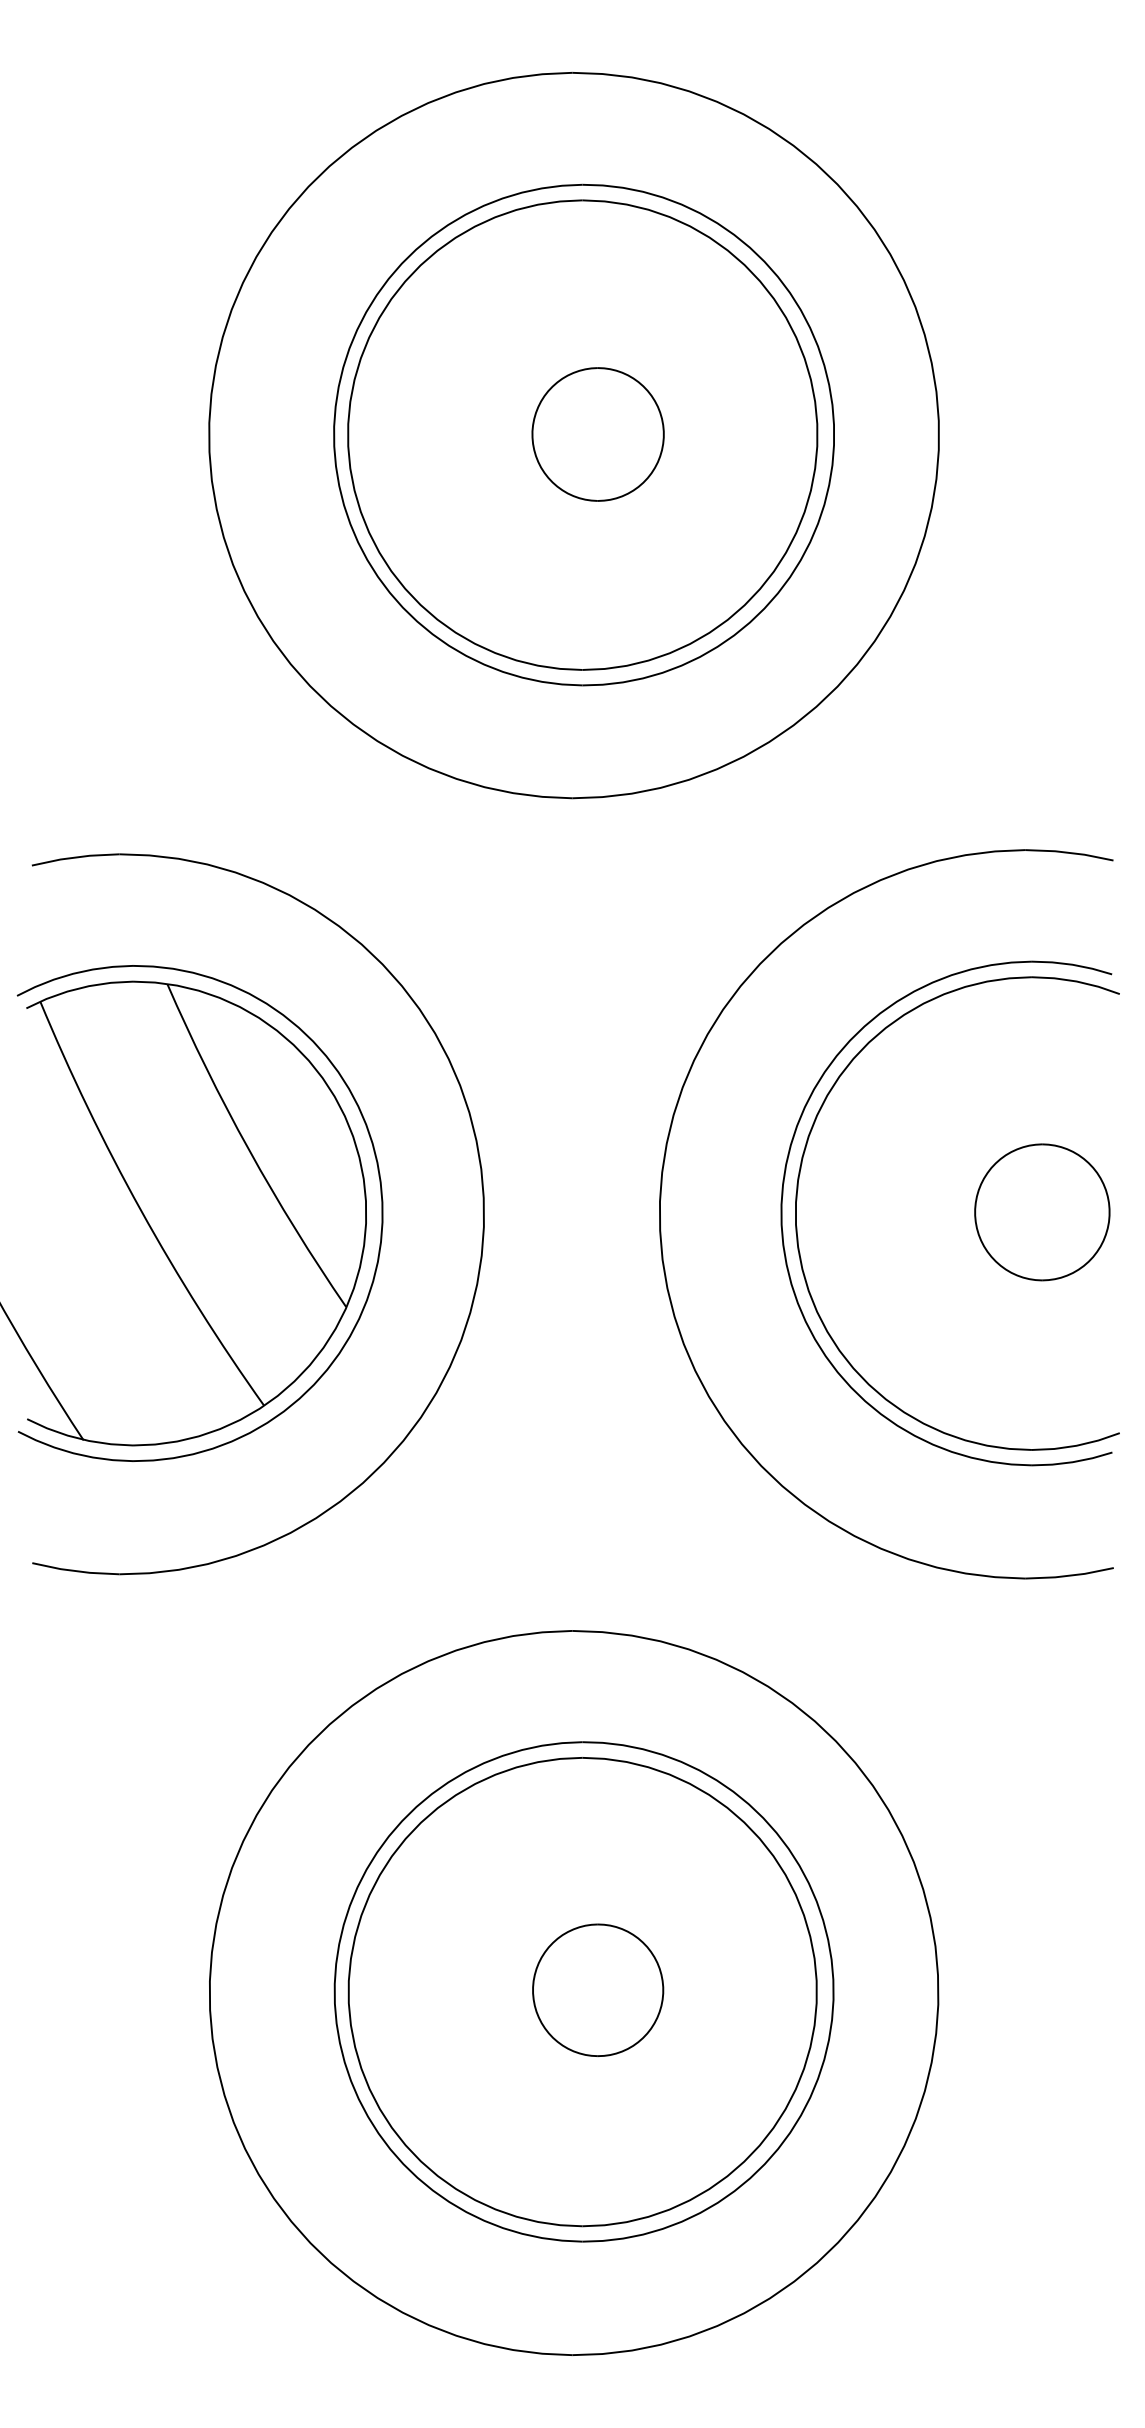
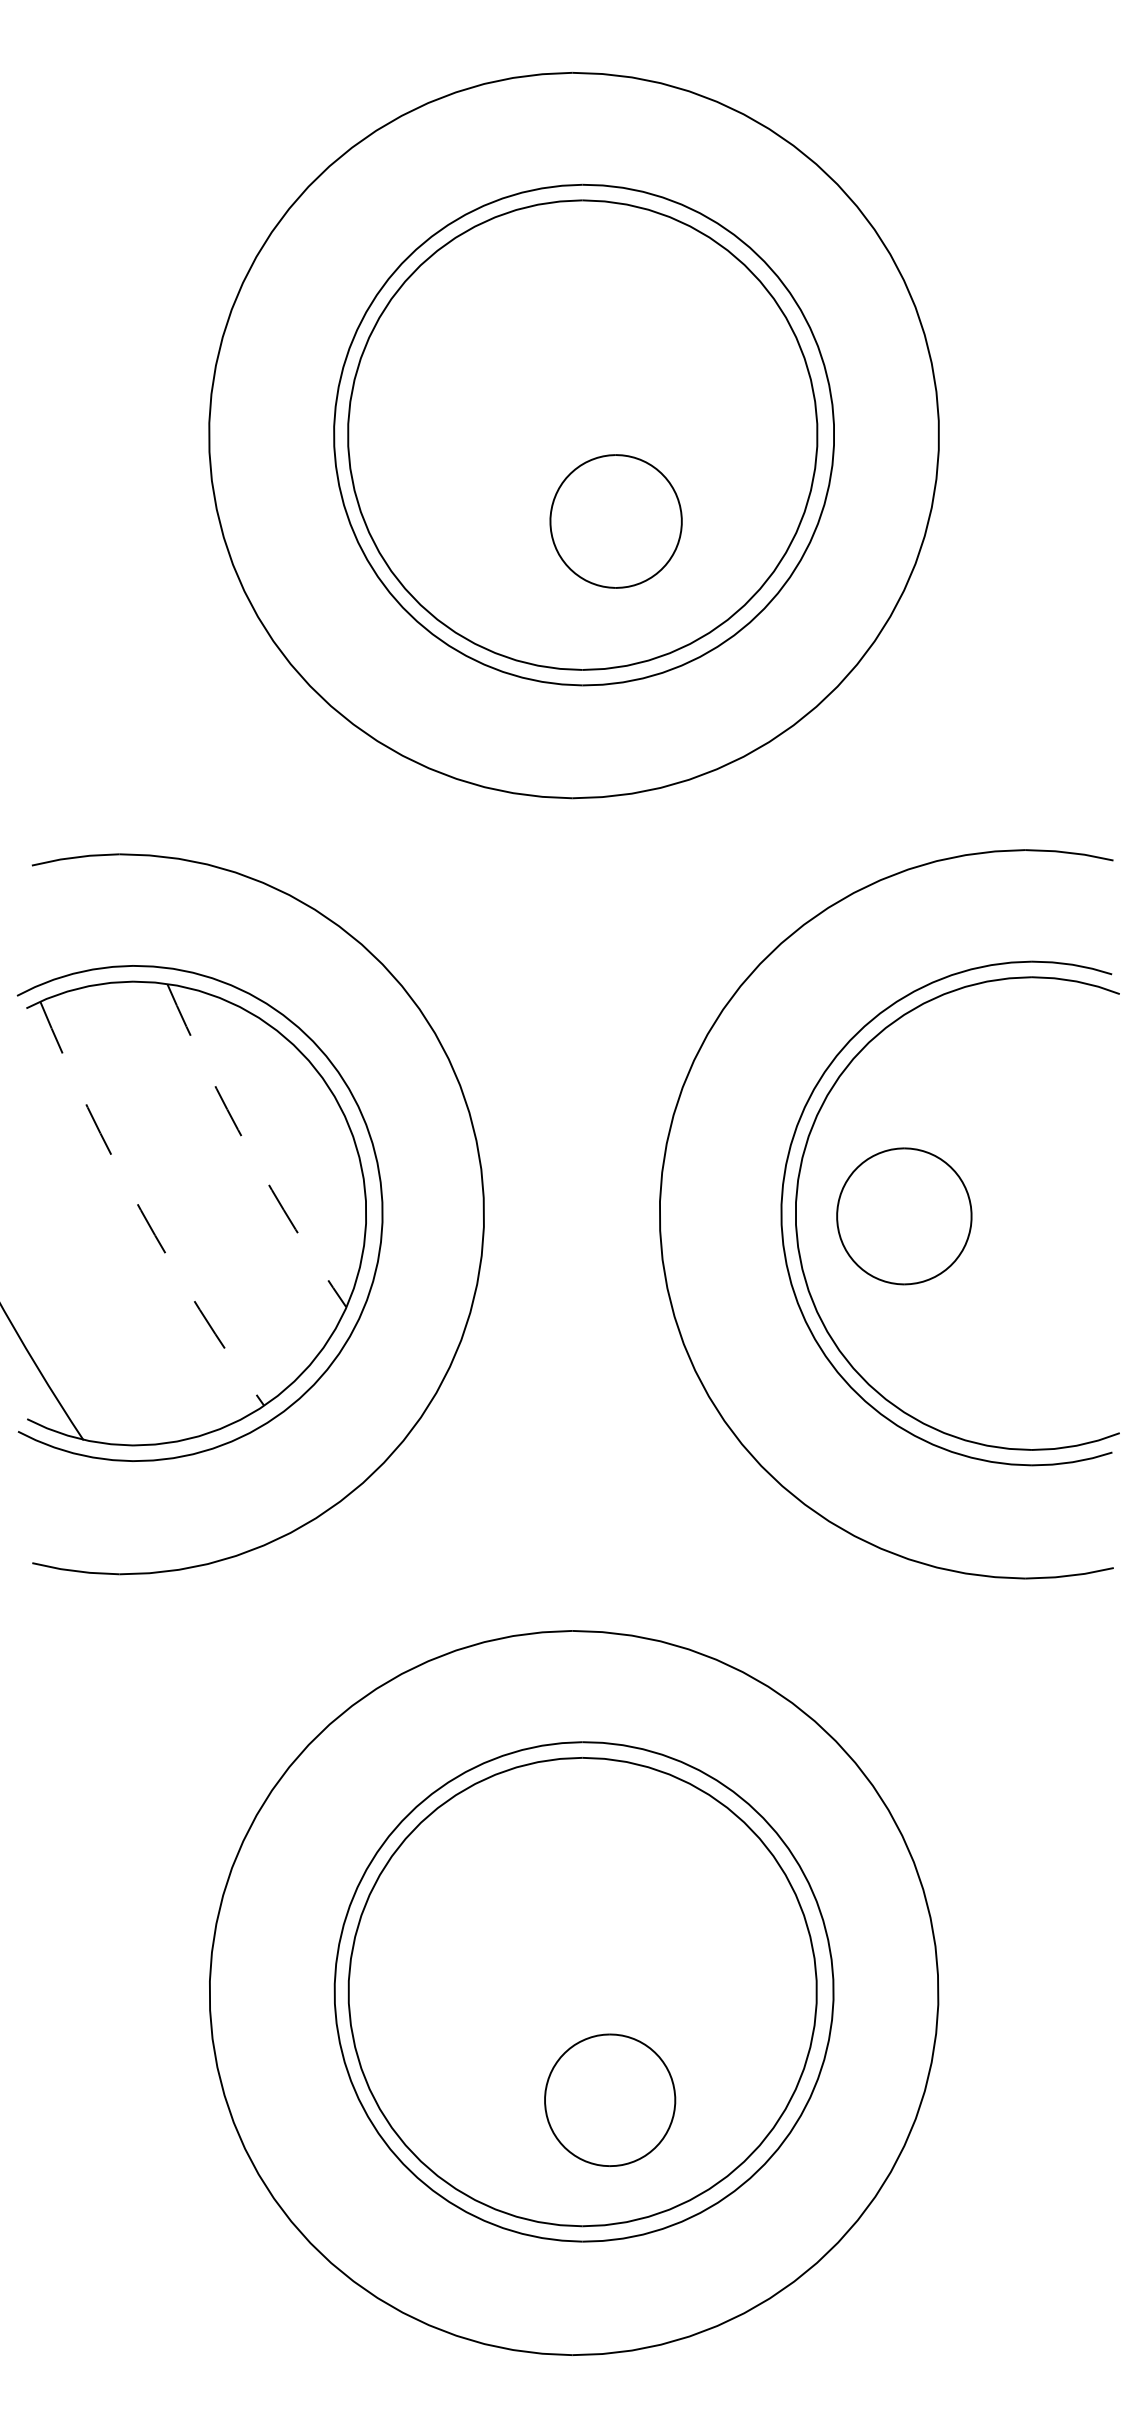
part position: (597, 434) -> (615, 521) (615, 521)
arc: solid -> dashed (249, 1150)
arc: solid -> dashed (140, 1210)
part position: (1042, 1212) -> (904, 1216) (904, 1216)
part position: (598, 1989) -> (610, 2099) (610, 2099)
